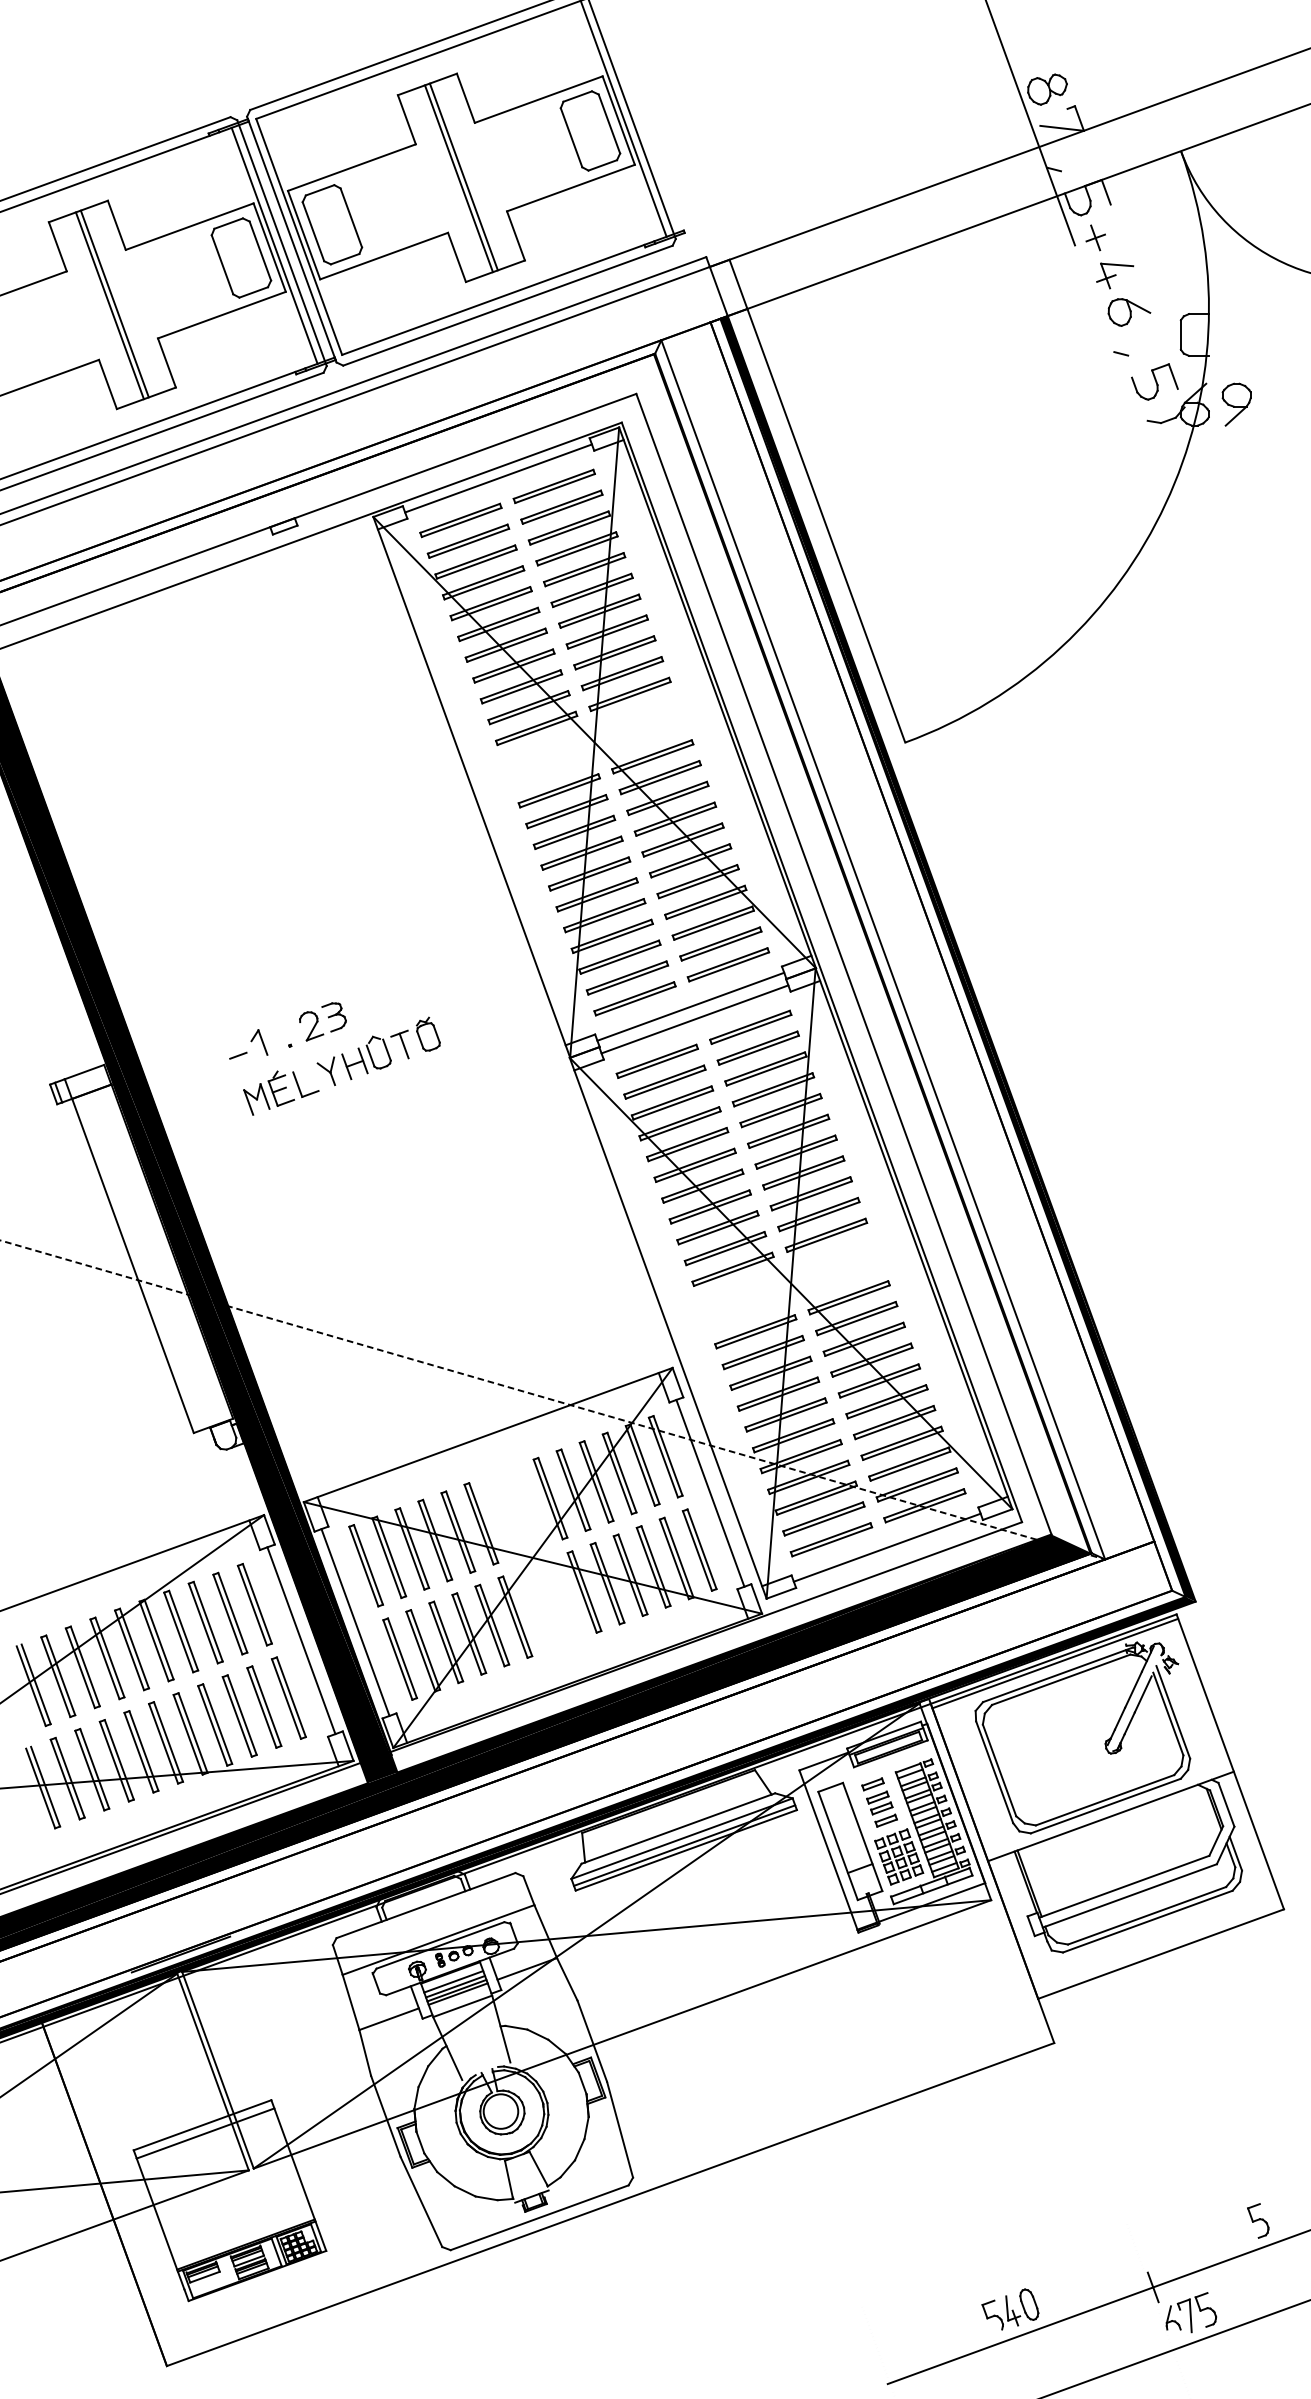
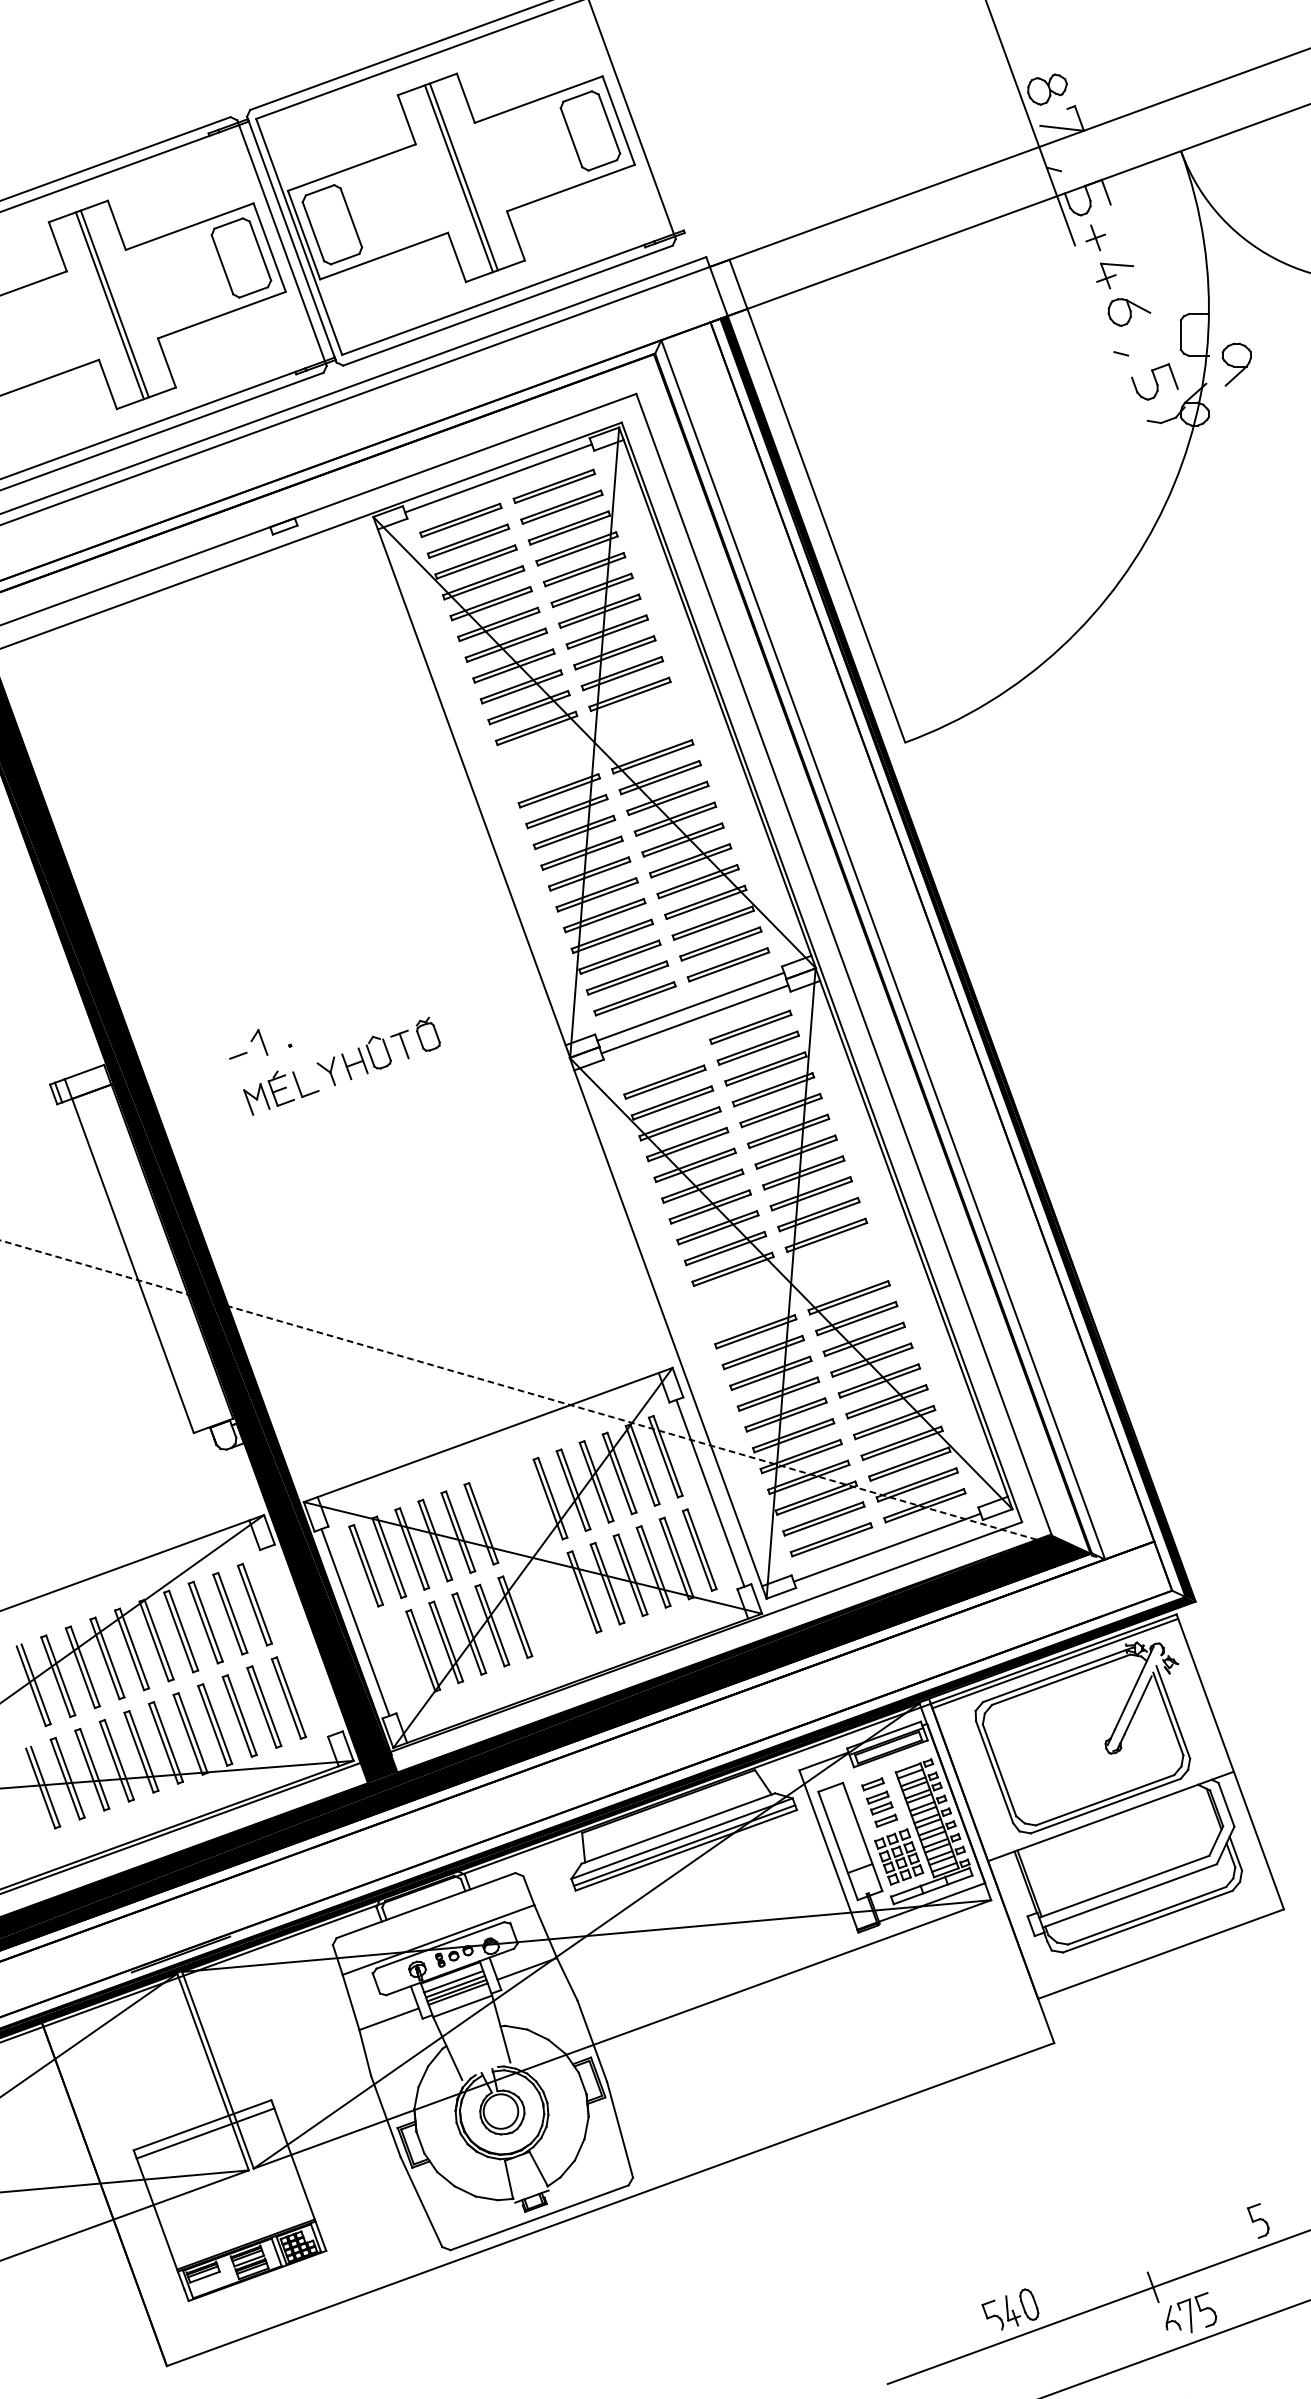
line: present -> none (623, 119)
line: present -> none (274, 245)
part position: (1236, 404) -> (1236, 364) (1236, 364)
part: present -> none (322, 1021)
part: present -> none (656, 1060)
line: present -> none (301, 1640)
part: present -> none (400, 1658)
